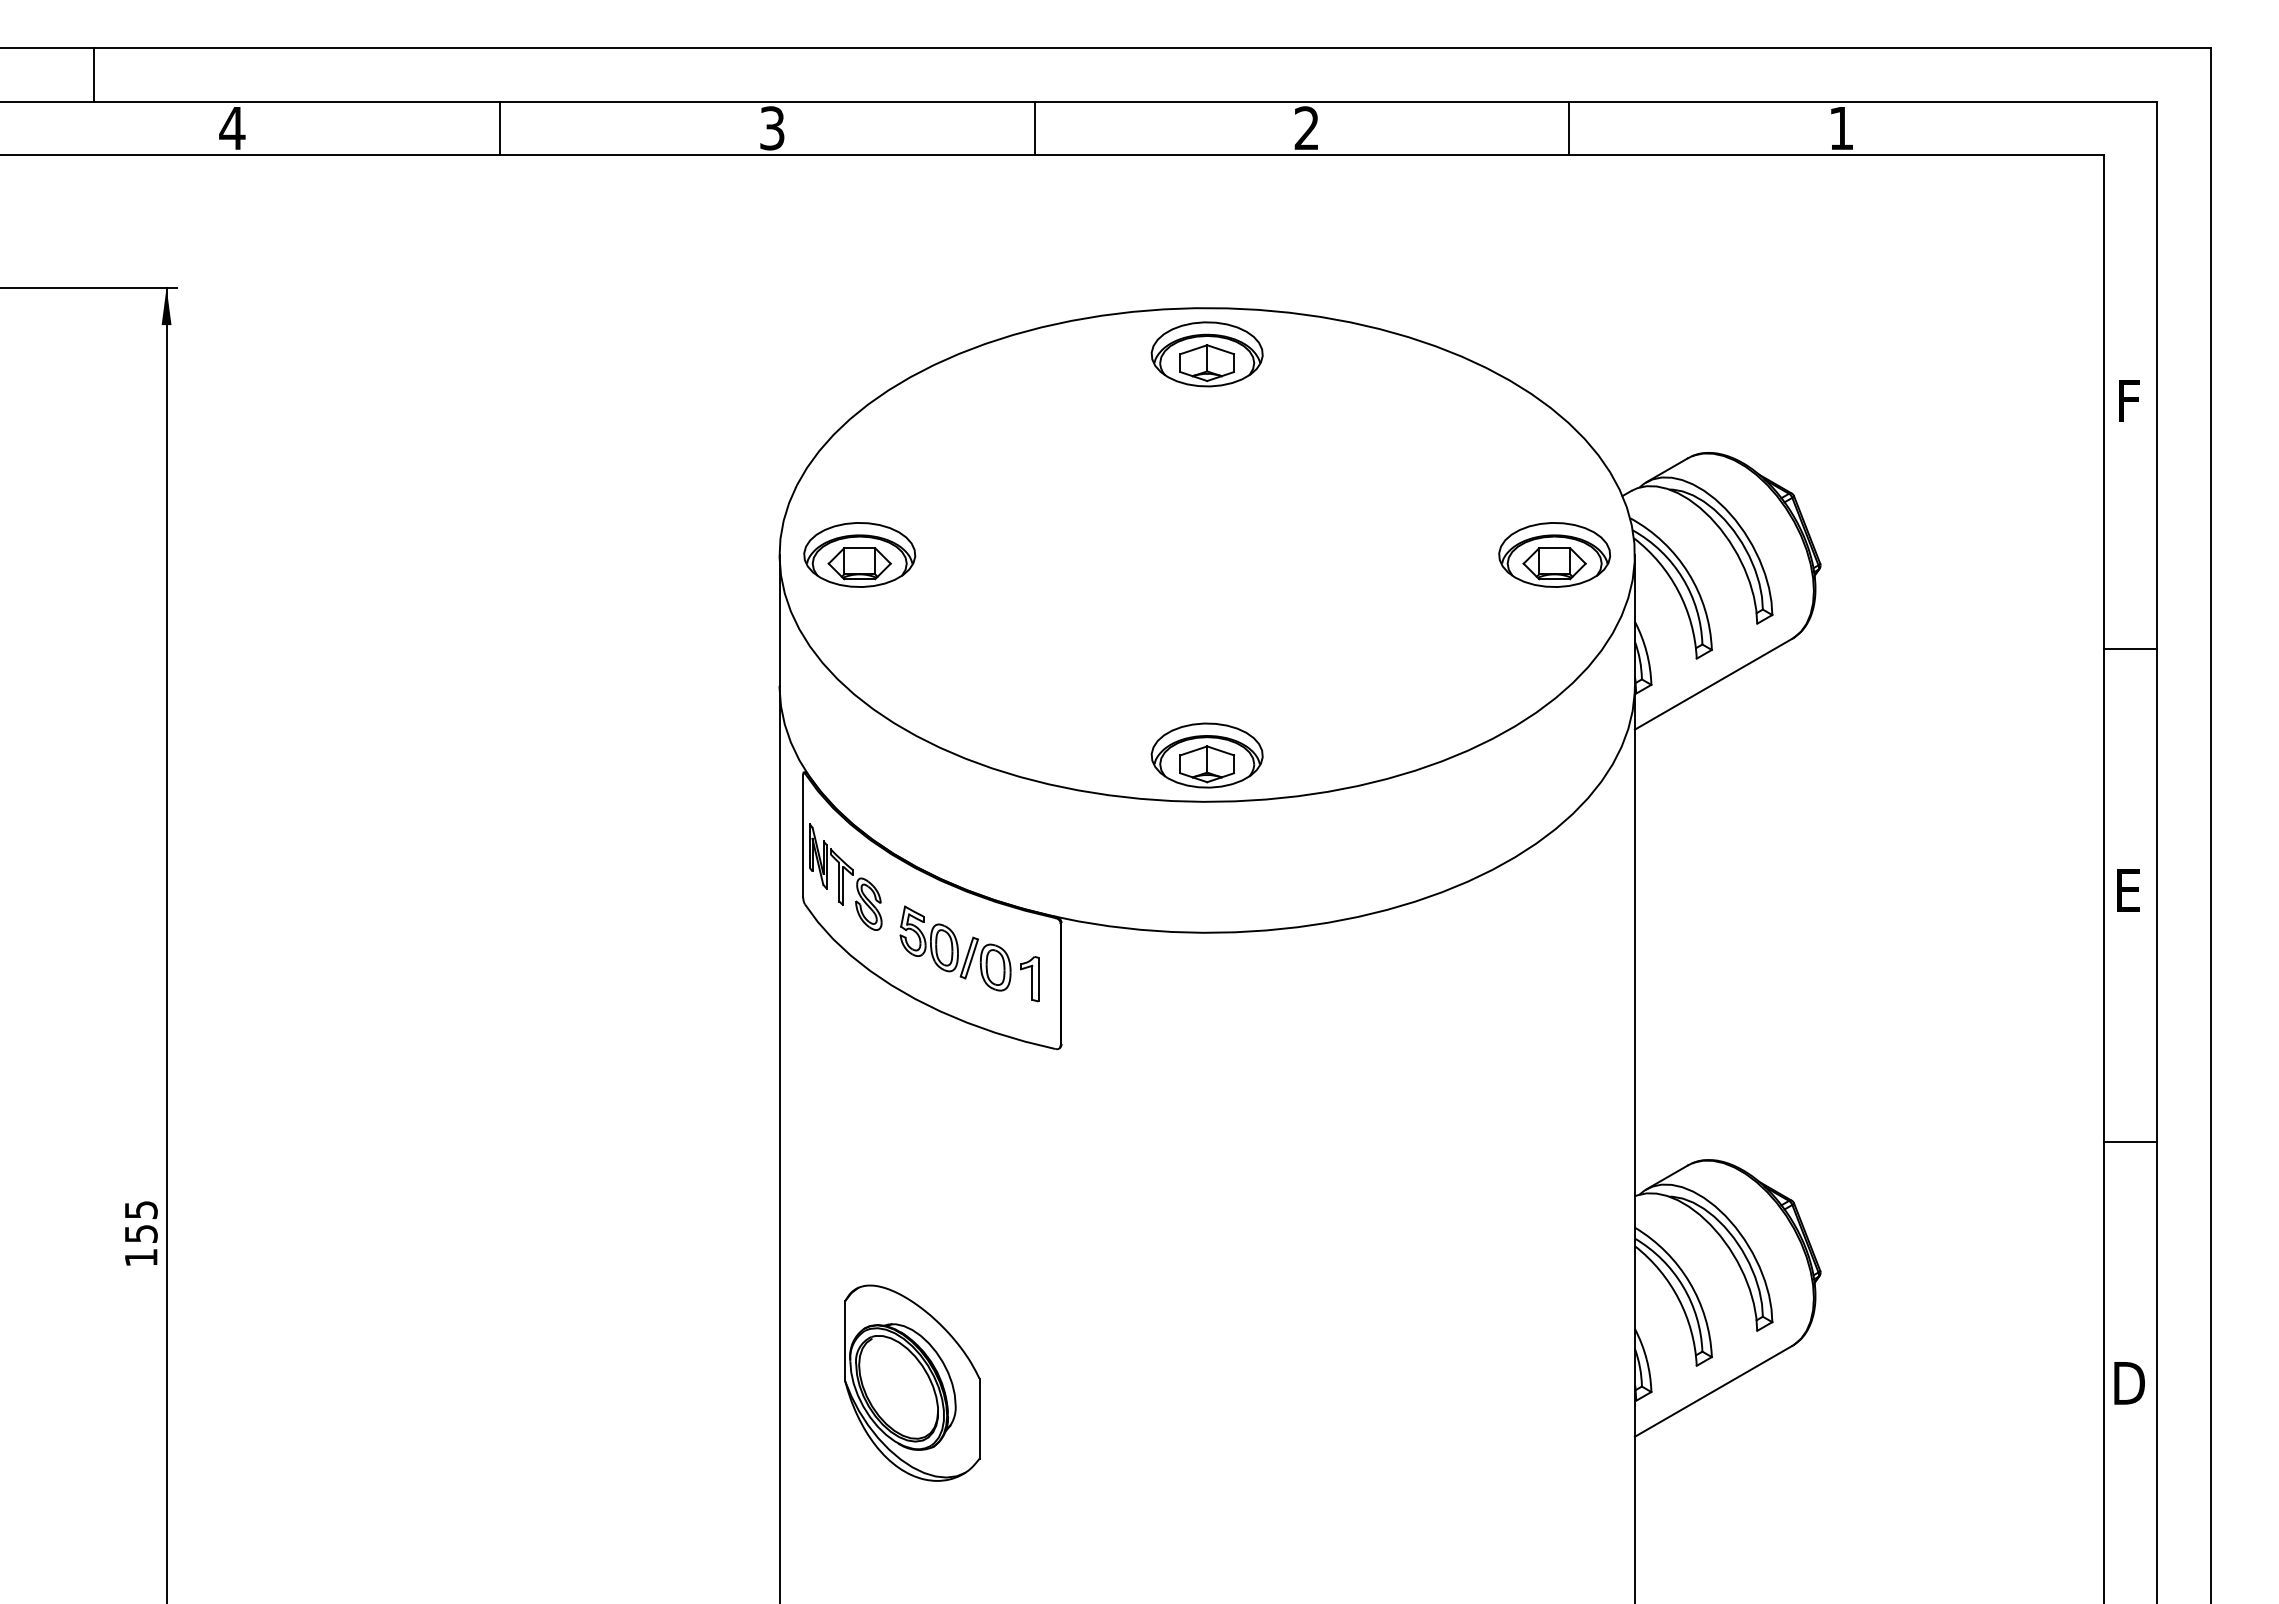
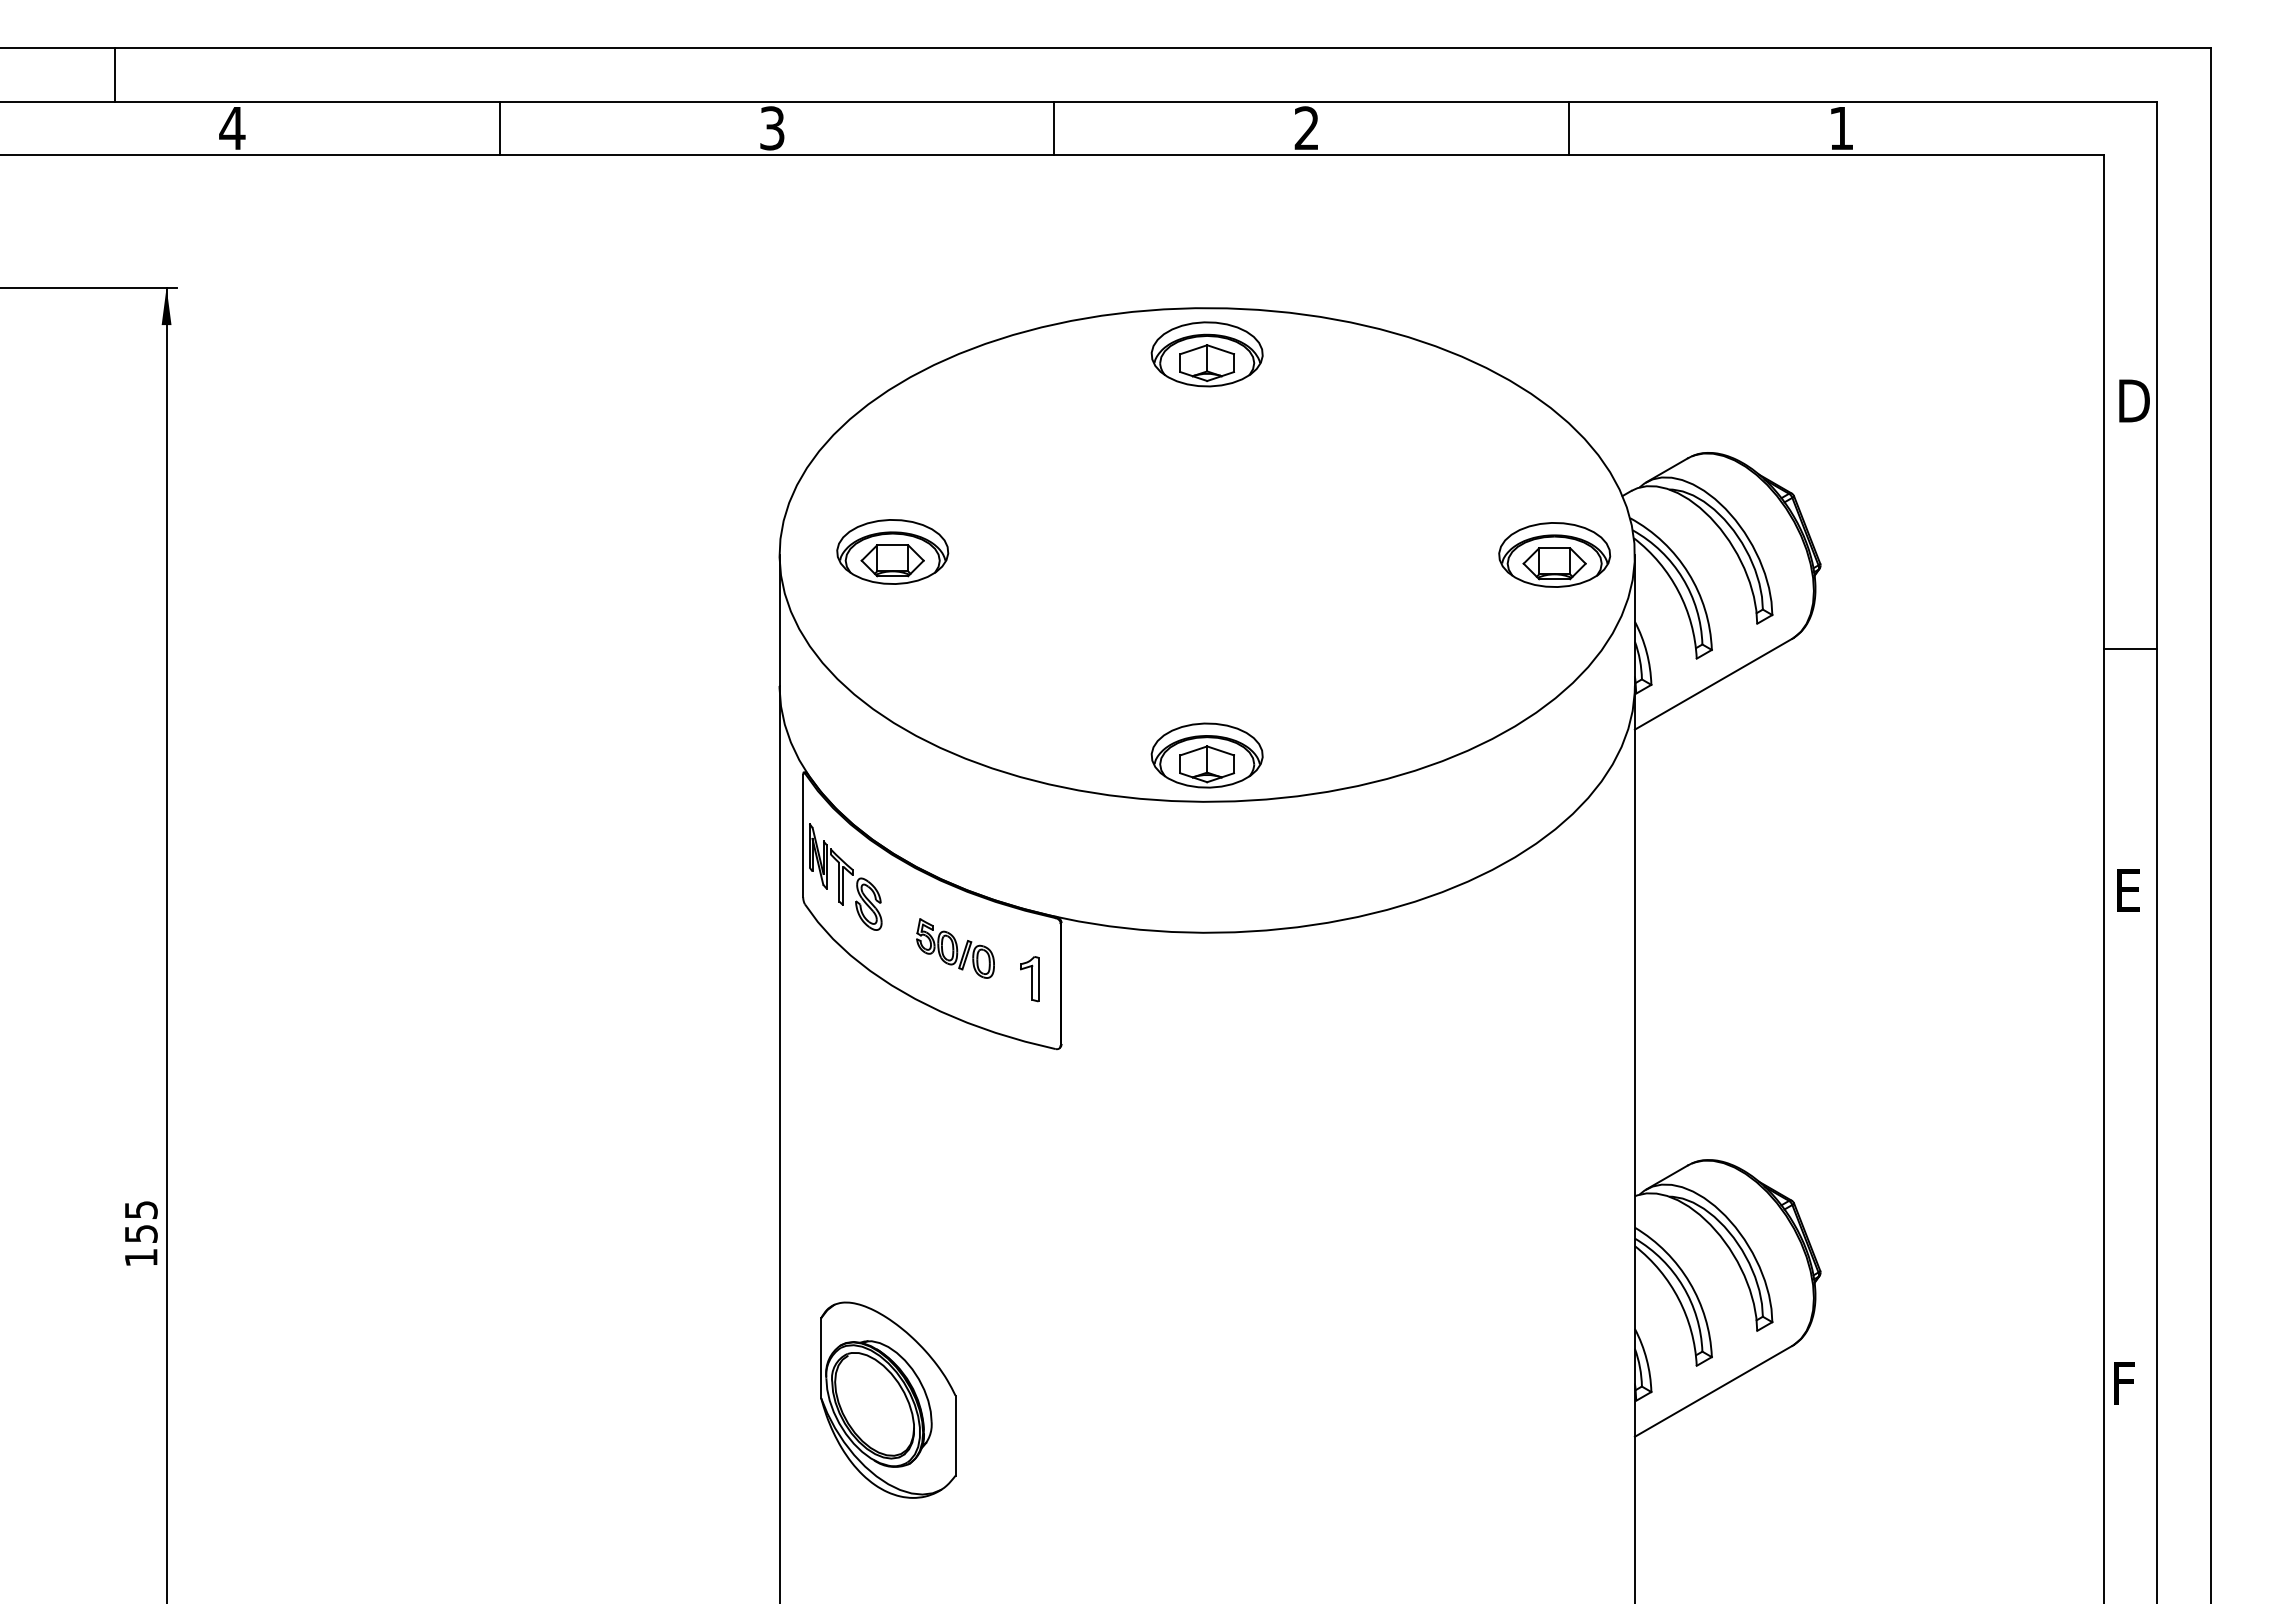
line position: (93, 74) -> (114, 74) (114, 74)
line position: (1034, 128) -> (1053, 128) (1053, 128)
text: F -> D (2134, 400)
part position: (859, 554) -> (892, 551) (892, 551)
part size: 113x87 px -> 79x61 px (955, 948)
line: present -> none (2130, 1142)
part position: (912, 1382) -> (888, 1399) (888, 1399)
text: D -> F (2129, 1383)
